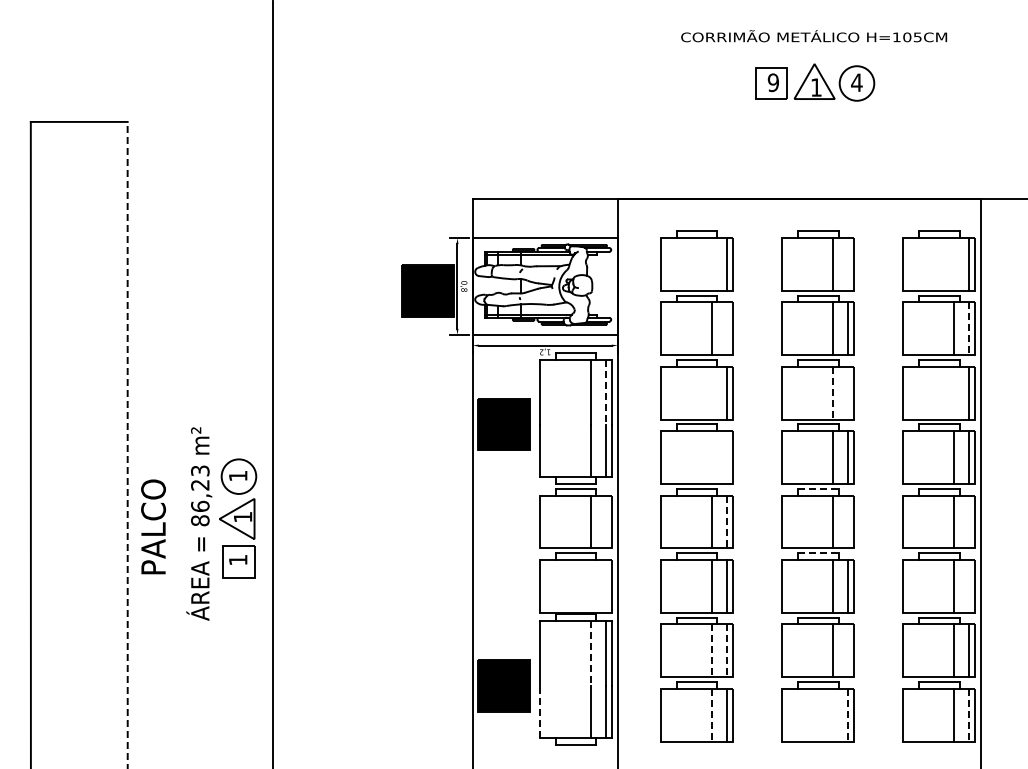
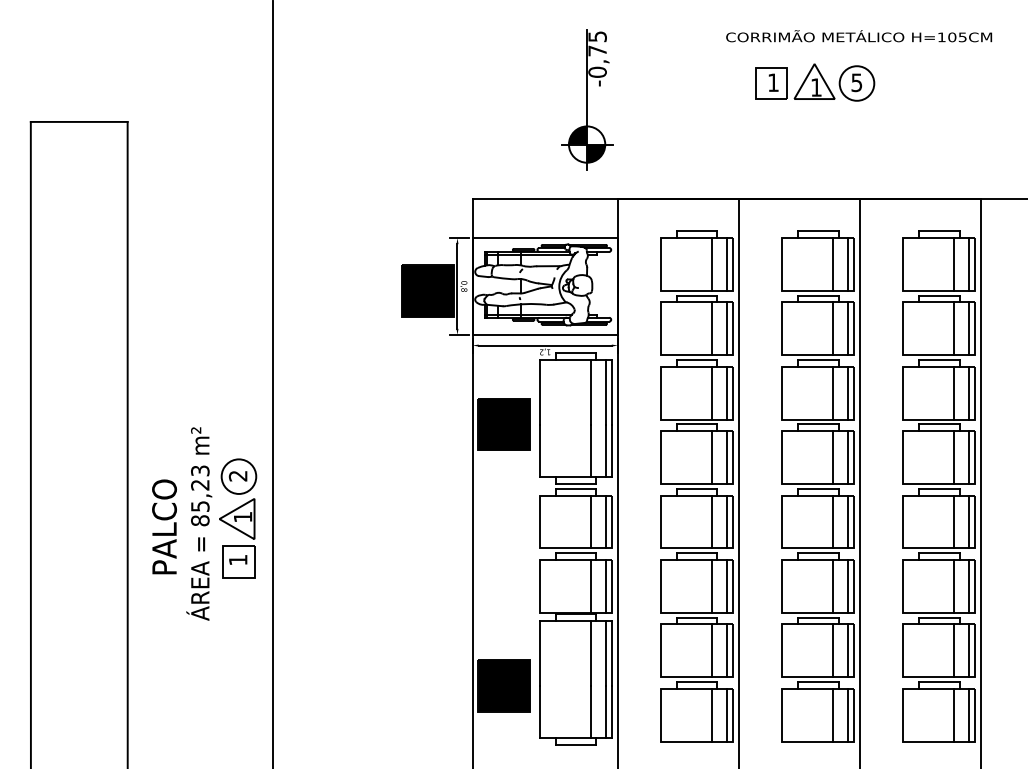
text position: (814, 36) -> (859, 36) (859, 36)
text: 9 -> 1 (772, 82)
text: 4 -> 5 (856, 82)
part: none -> present (587, 99)
line: none -> present (712, 264)
line: none -> present (847, 264)
line: none -> present (954, 264)
line: none -> present (726, 328)
line: dashed -> solid (968, 329)
line: dashed -> solid (605, 392)
line: none -> present (712, 392)
line: none -> present (847, 392)
line: none -> present (954, 392)
line: dashed -> solid (833, 393)
line: dashed -> solid (127, 444)
line: none -> present (712, 457)
line: none -> present (726, 457)
text: 1 -> 2 (237, 476)
line: none -> present (738, 482)
line: none -> present (859, 482)
line: dashed -> solid (818, 488)
text: 86,23 -> 85,23 (200, 505)
line: none -> present (605, 521)
line: none -> present (847, 521)
line: none -> present (968, 521)
line: dashed -> solid (726, 522)
text position: (153, 526) -> (164, 526) (164, 526)
line: dashed -> solid (818, 553)
line: none -> present (591, 586)
line: none -> present (605, 586)
line: none -> present (968, 586)
line: none -> present (847, 650)
line: dashed -> solid (712, 651)
line: dashed -> solid (726, 651)
line: dashed -> solid (591, 654)
line: dashed -> solid (540, 711)
line: none -> present (833, 714)
line: dashed -> solid (712, 715)
line: dashed -> solid (847, 715)
line: dashed -> solid (968, 715)
